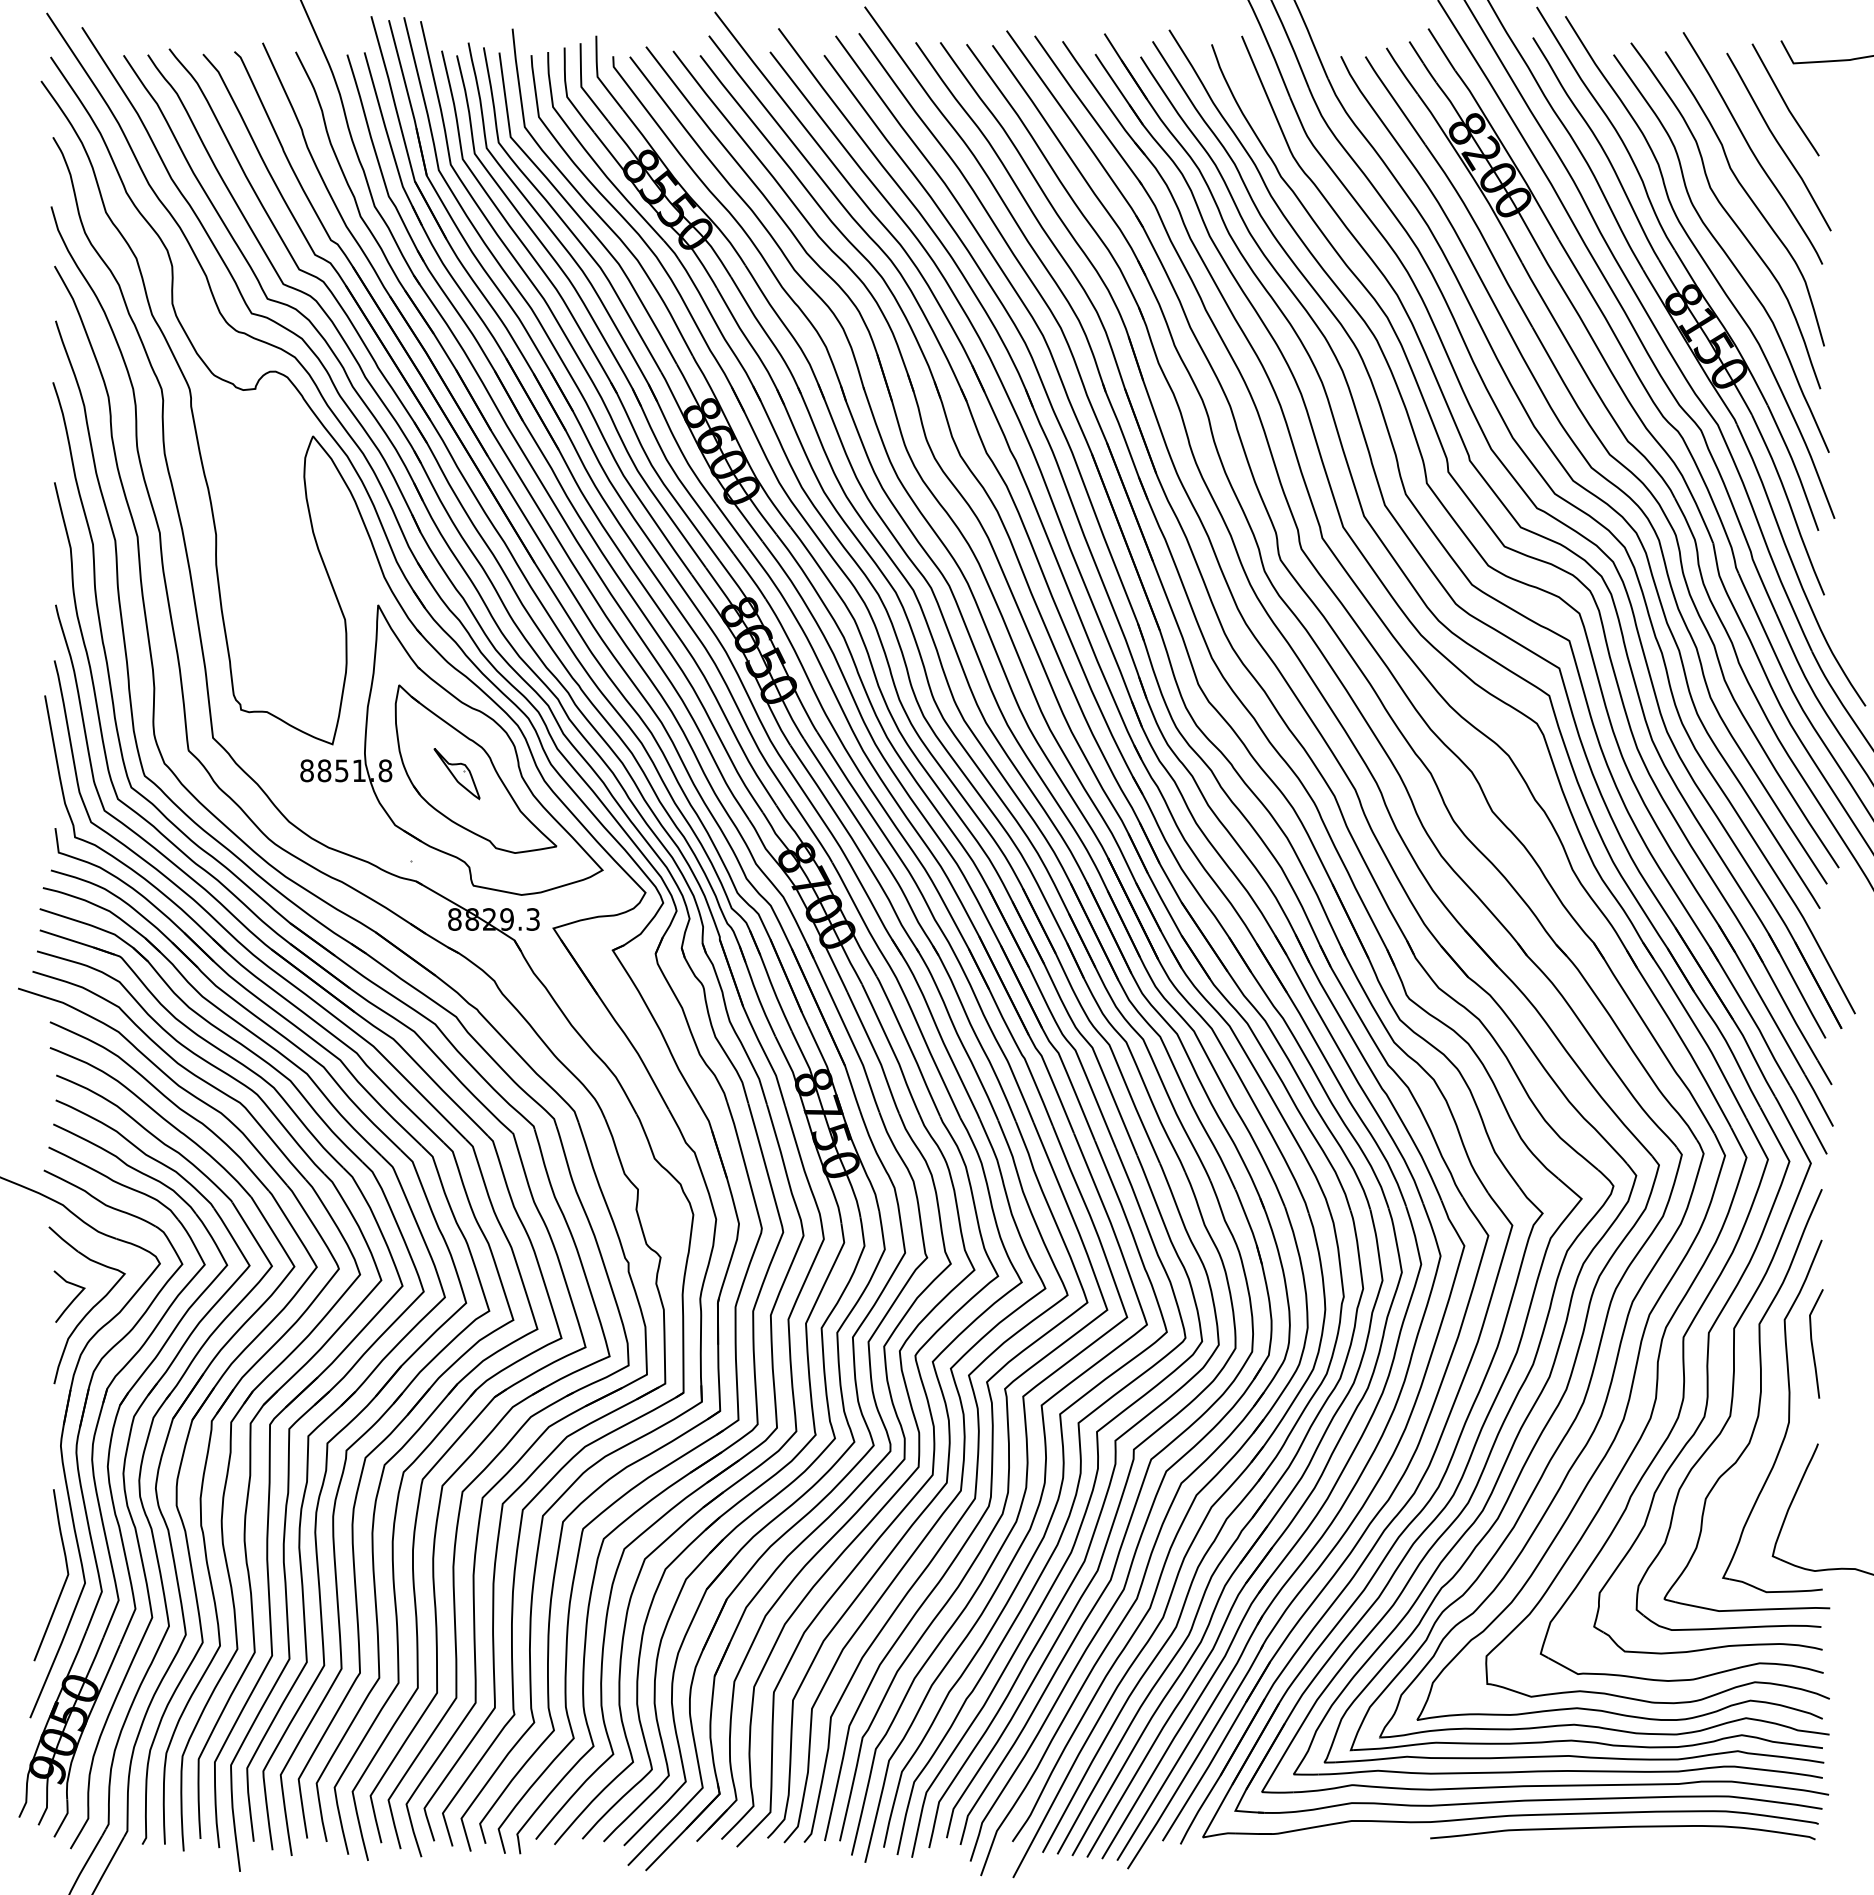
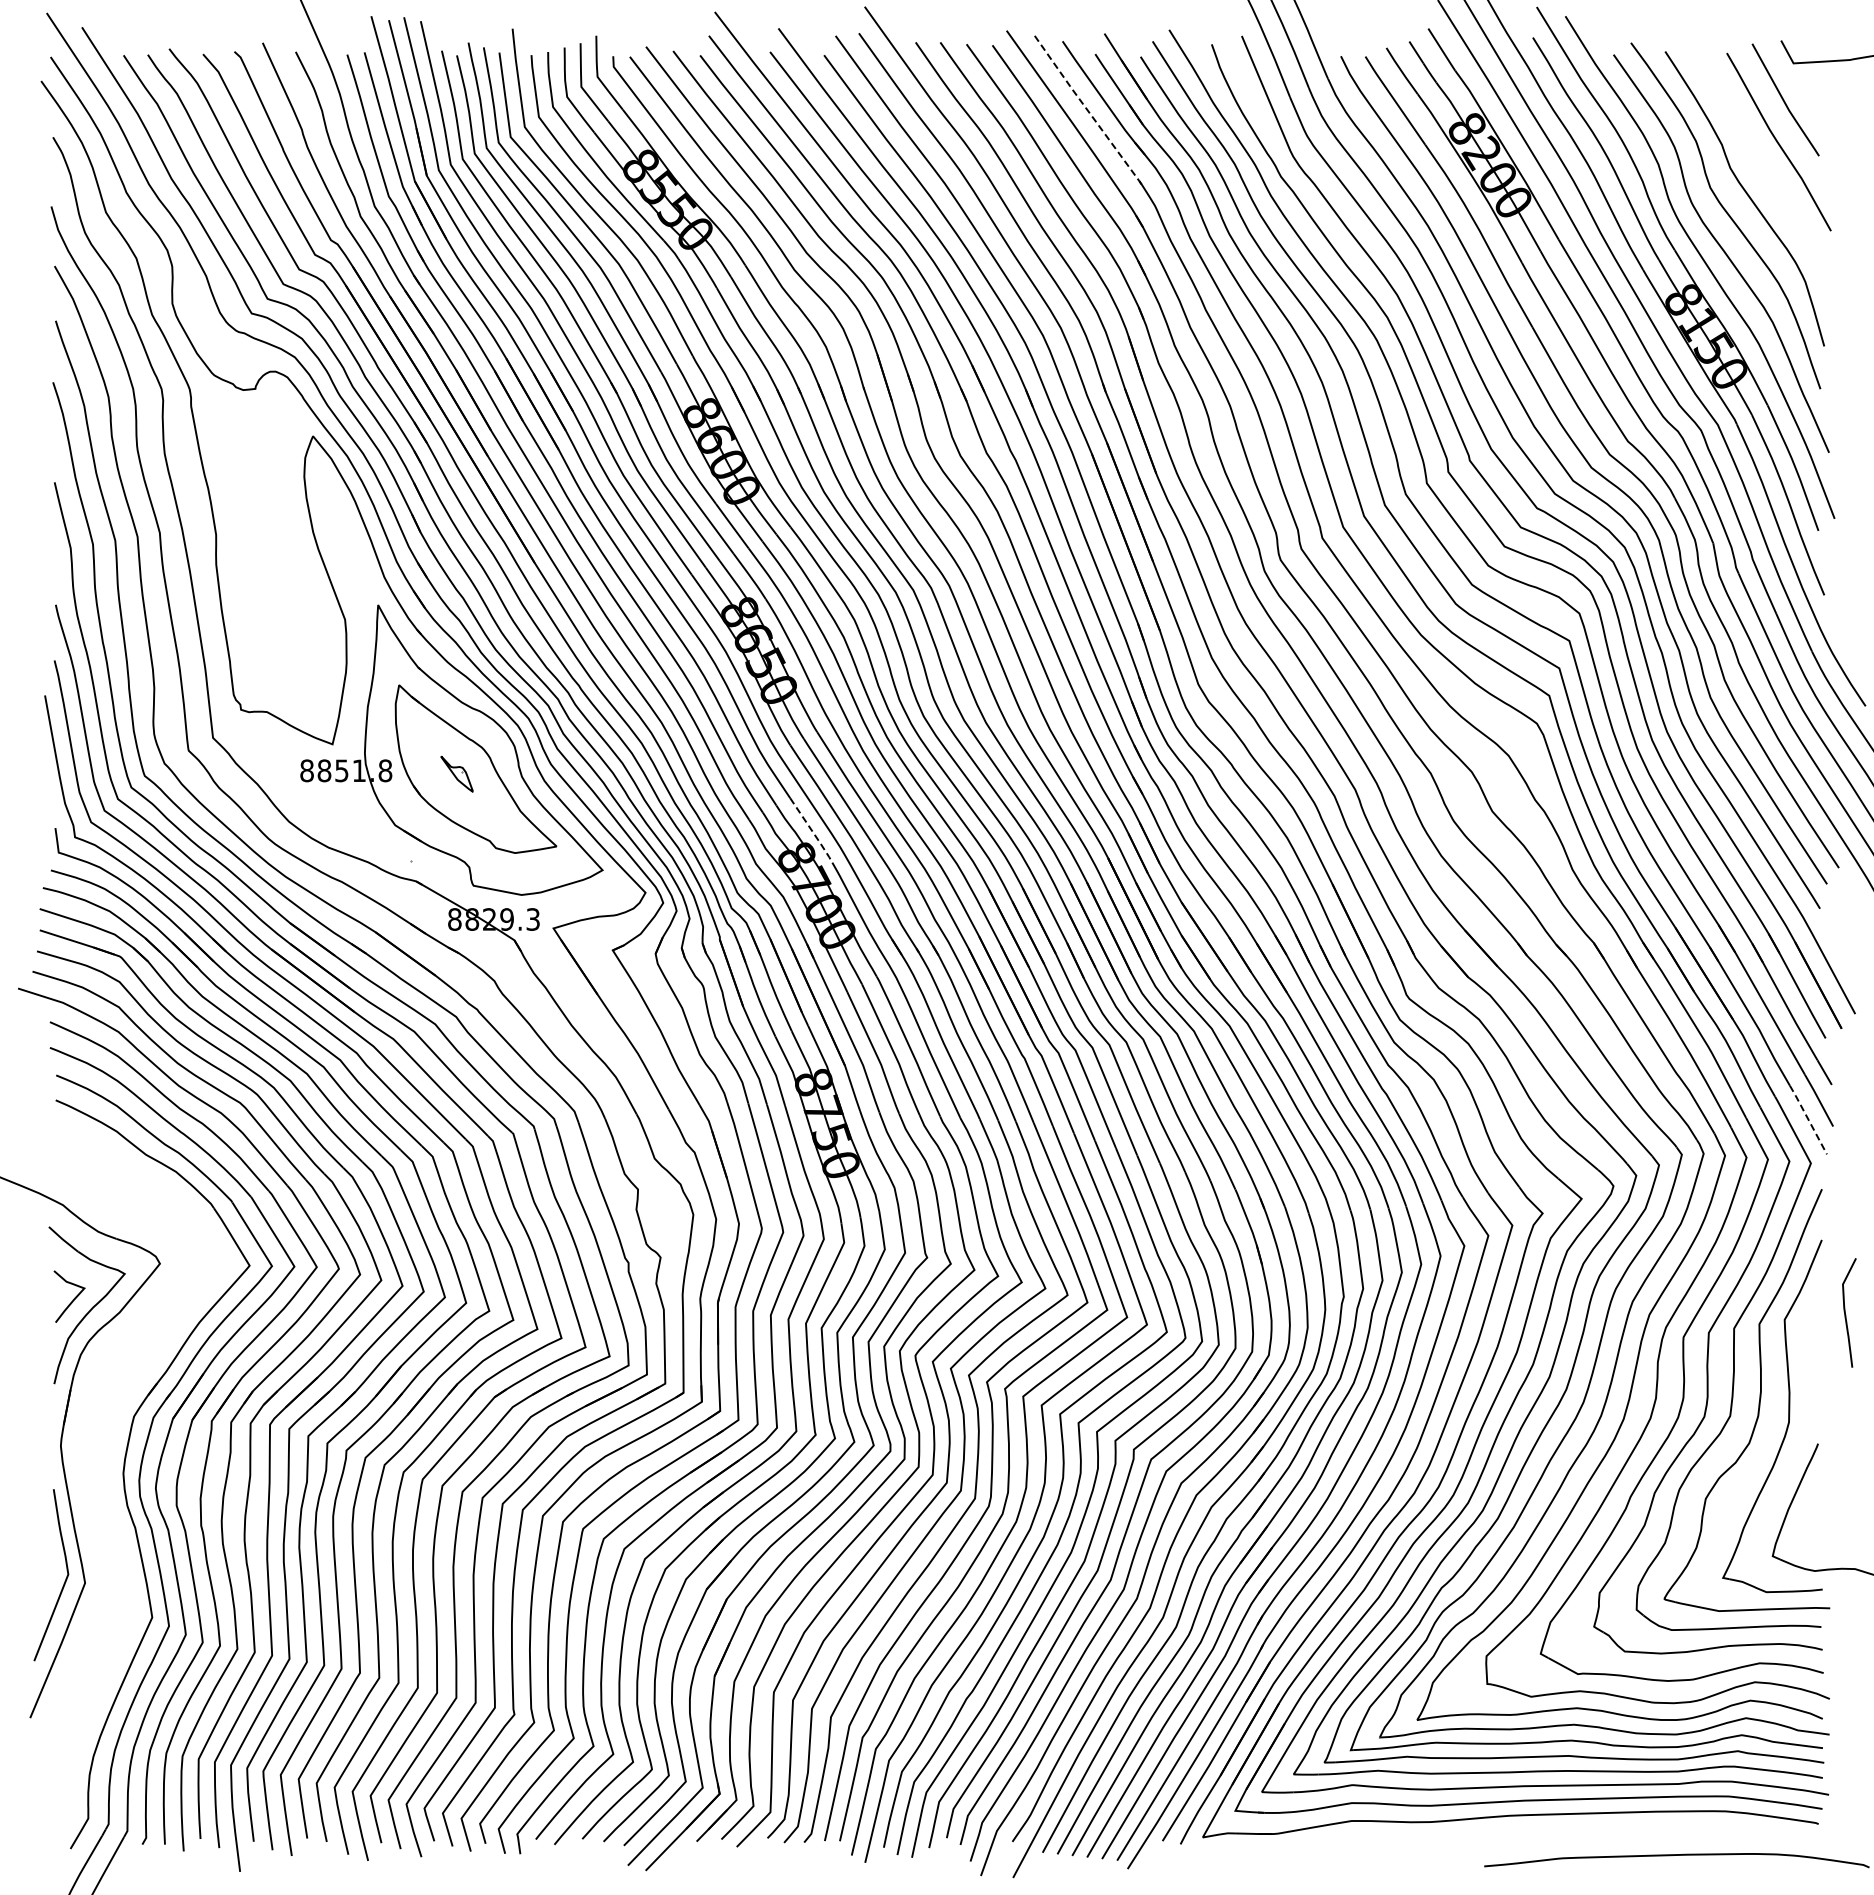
line: solid -> dashed (1088, 111)
curve: present -> none (1751, 148)
part size: 48x53 px -> 34x38 px (456, 773)
line: solid -> dashed (812, 831)
line: solid -> dashed (1808, 1119)
curve position: (1813, 1345) -> (1846, 1314) (1846, 1314)
part: present -> none (110, 1481)
curve position: (1622, 1827) -> (1676, 1855) (1676, 1855)
